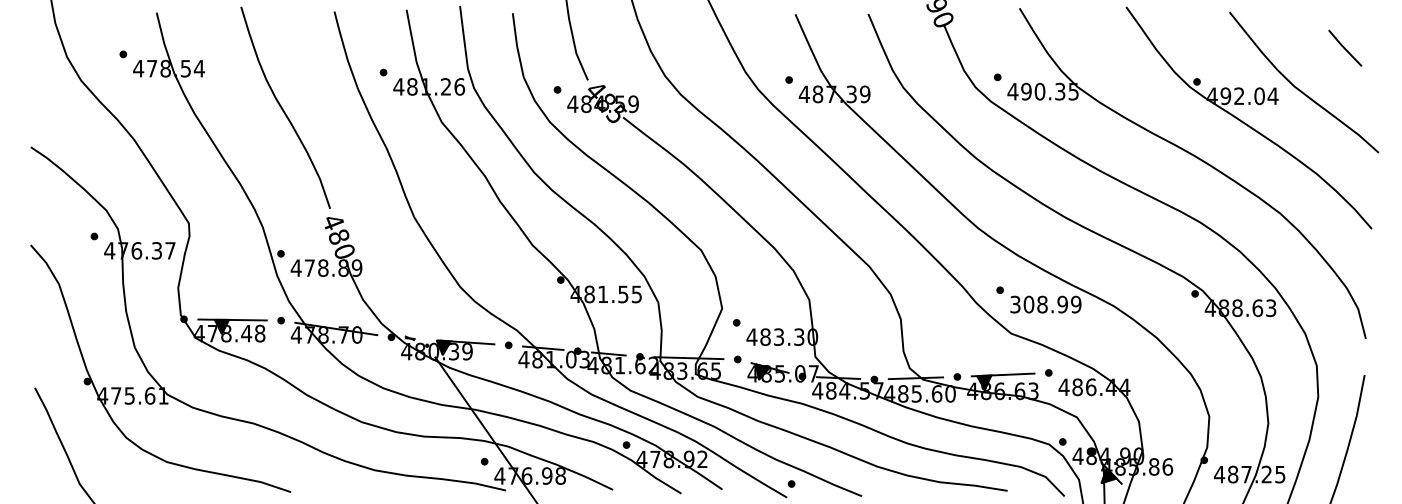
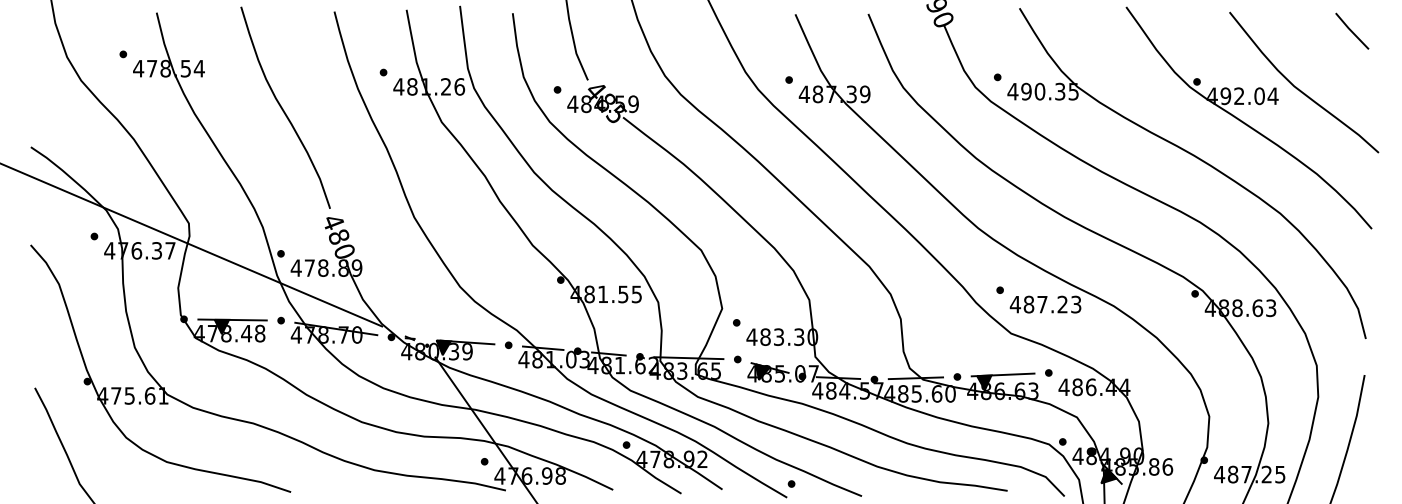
line position: (1345, 47) -> (1352, 30) (1352, 30)
line: none -> present (192, 245)
text: 308.99 -> 487.23 (1045, 304)
